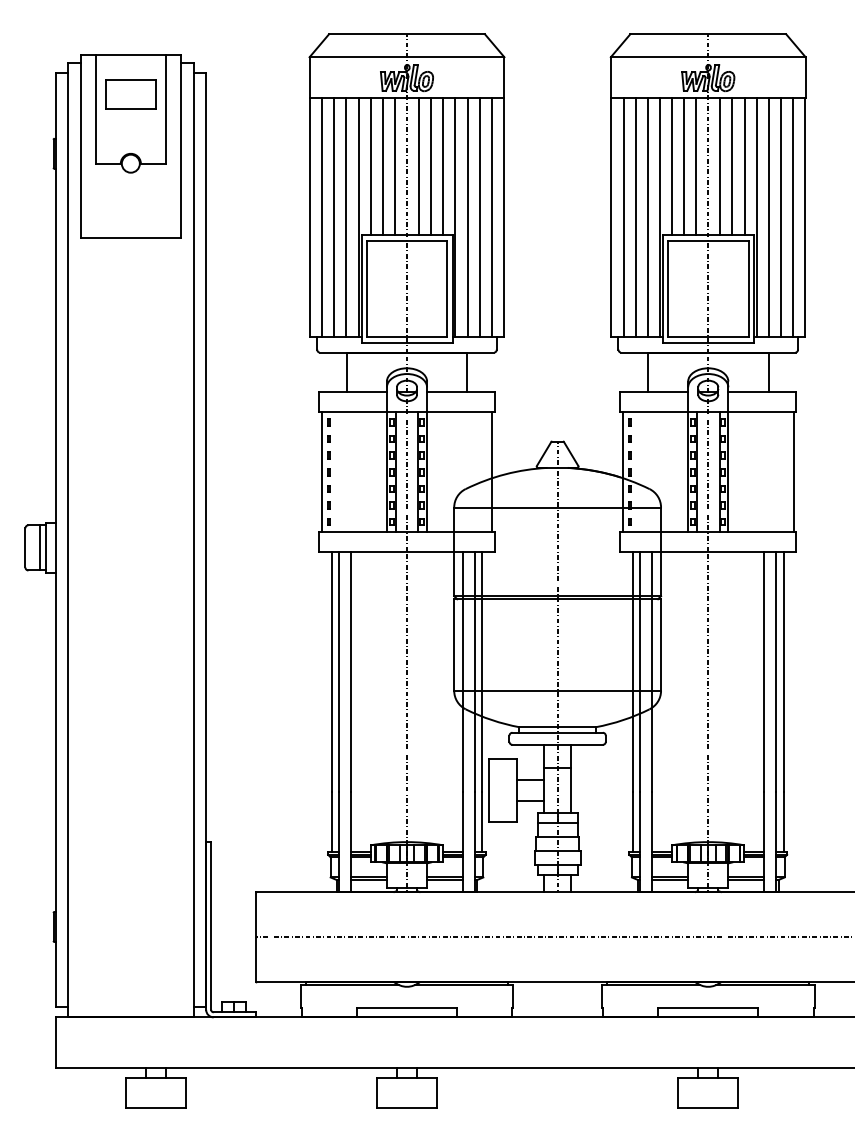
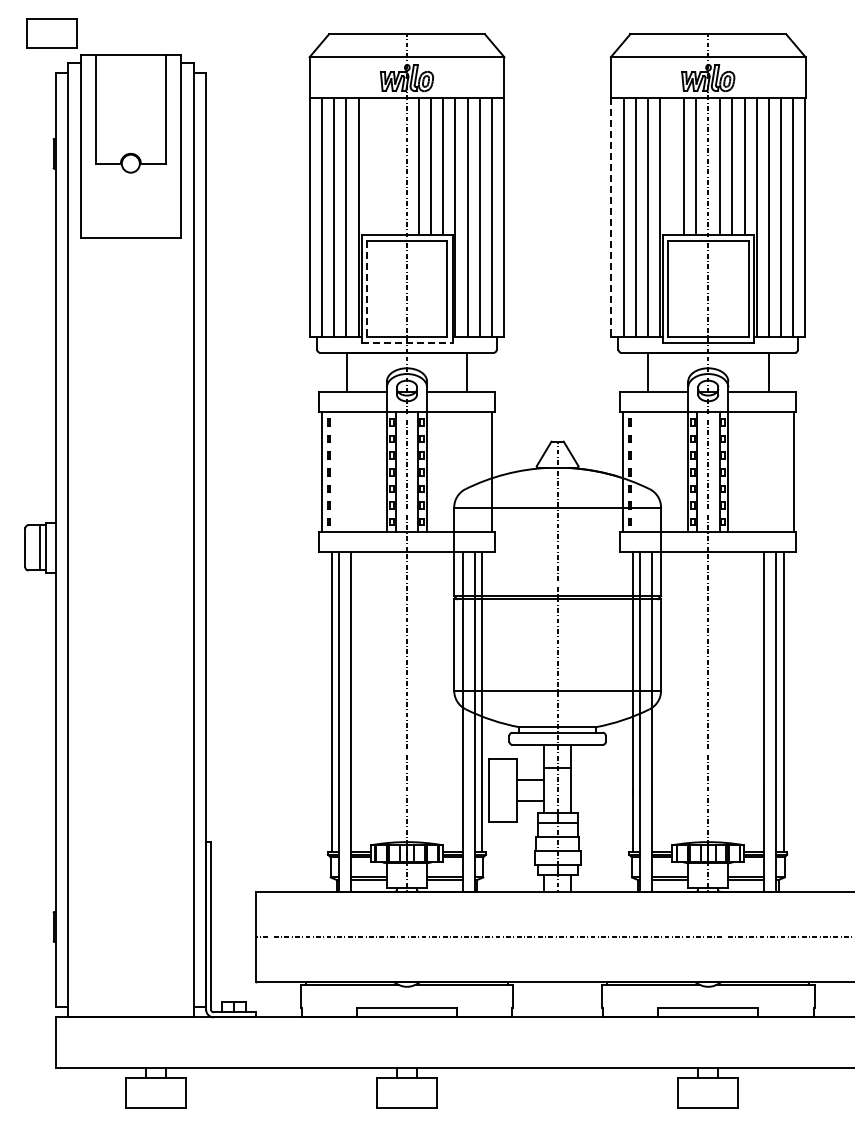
part position: (130, 94) -> (51, 33) (51, 33)
line: present -> none (370, 166)
line: present -> none (382, 166)
line: present -> none (394, 166)
line: present -> none (671, 166)
line: solid -> dashed (611, 217)
line: solid -> dashed (366, 288)
line: solid -> dashed (407, 342)
